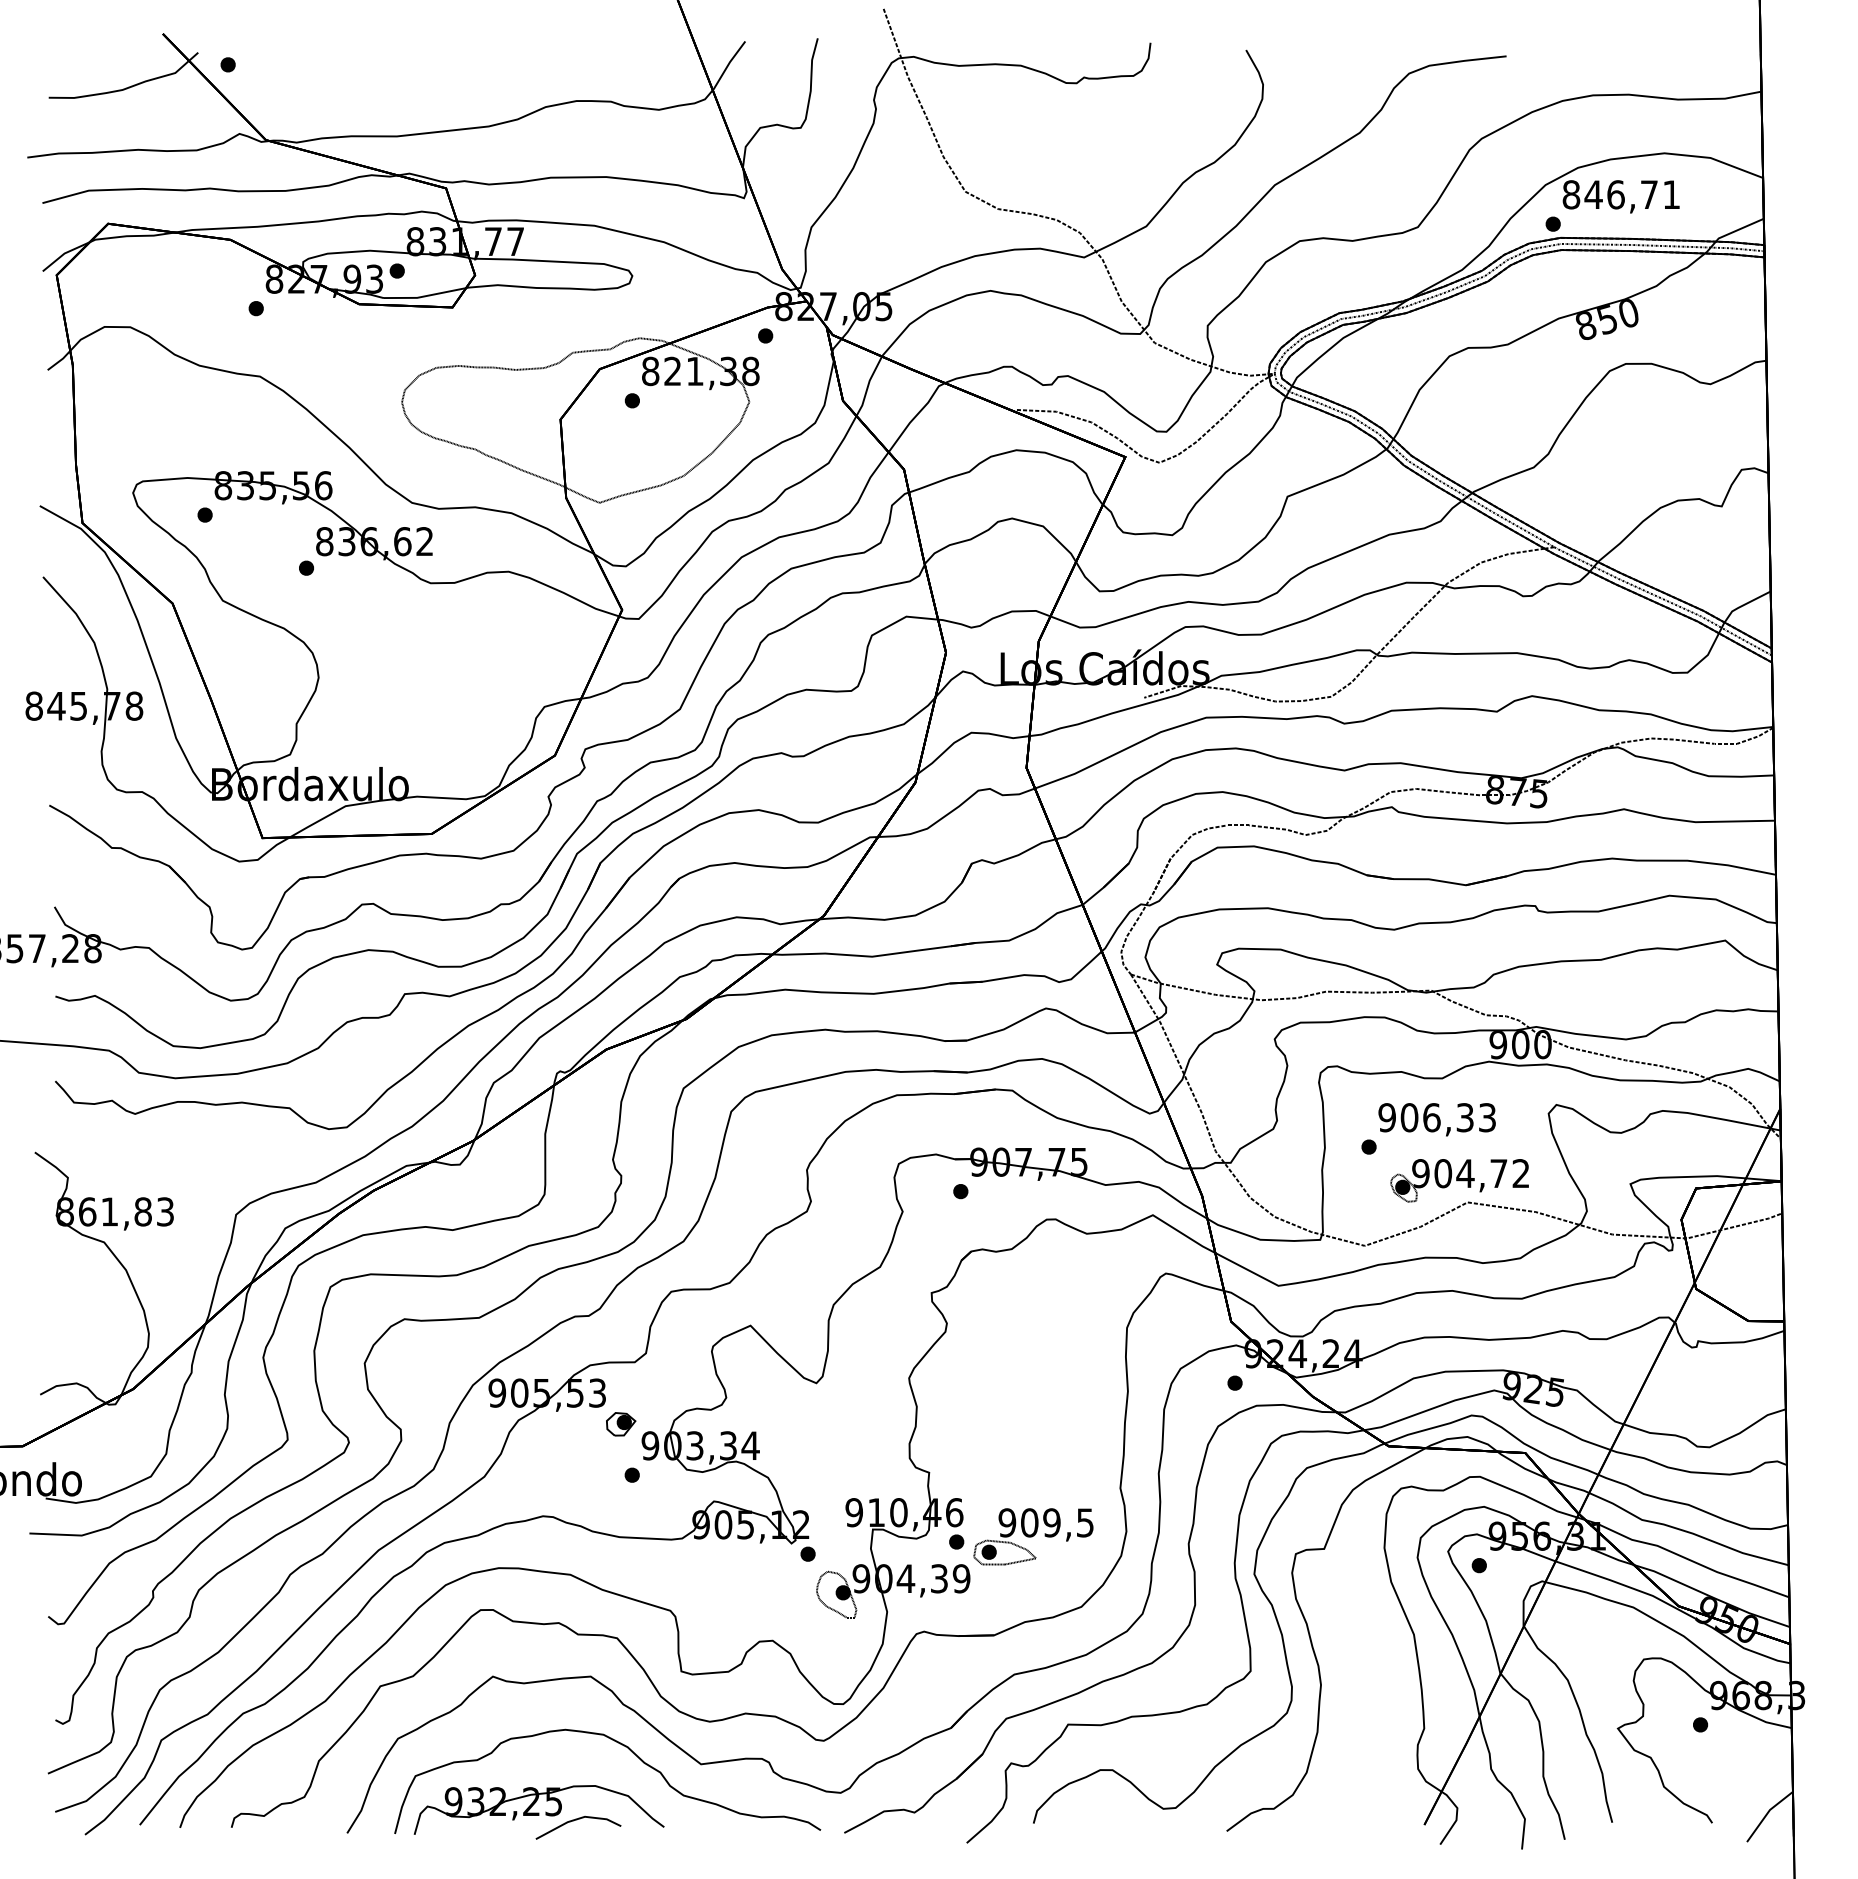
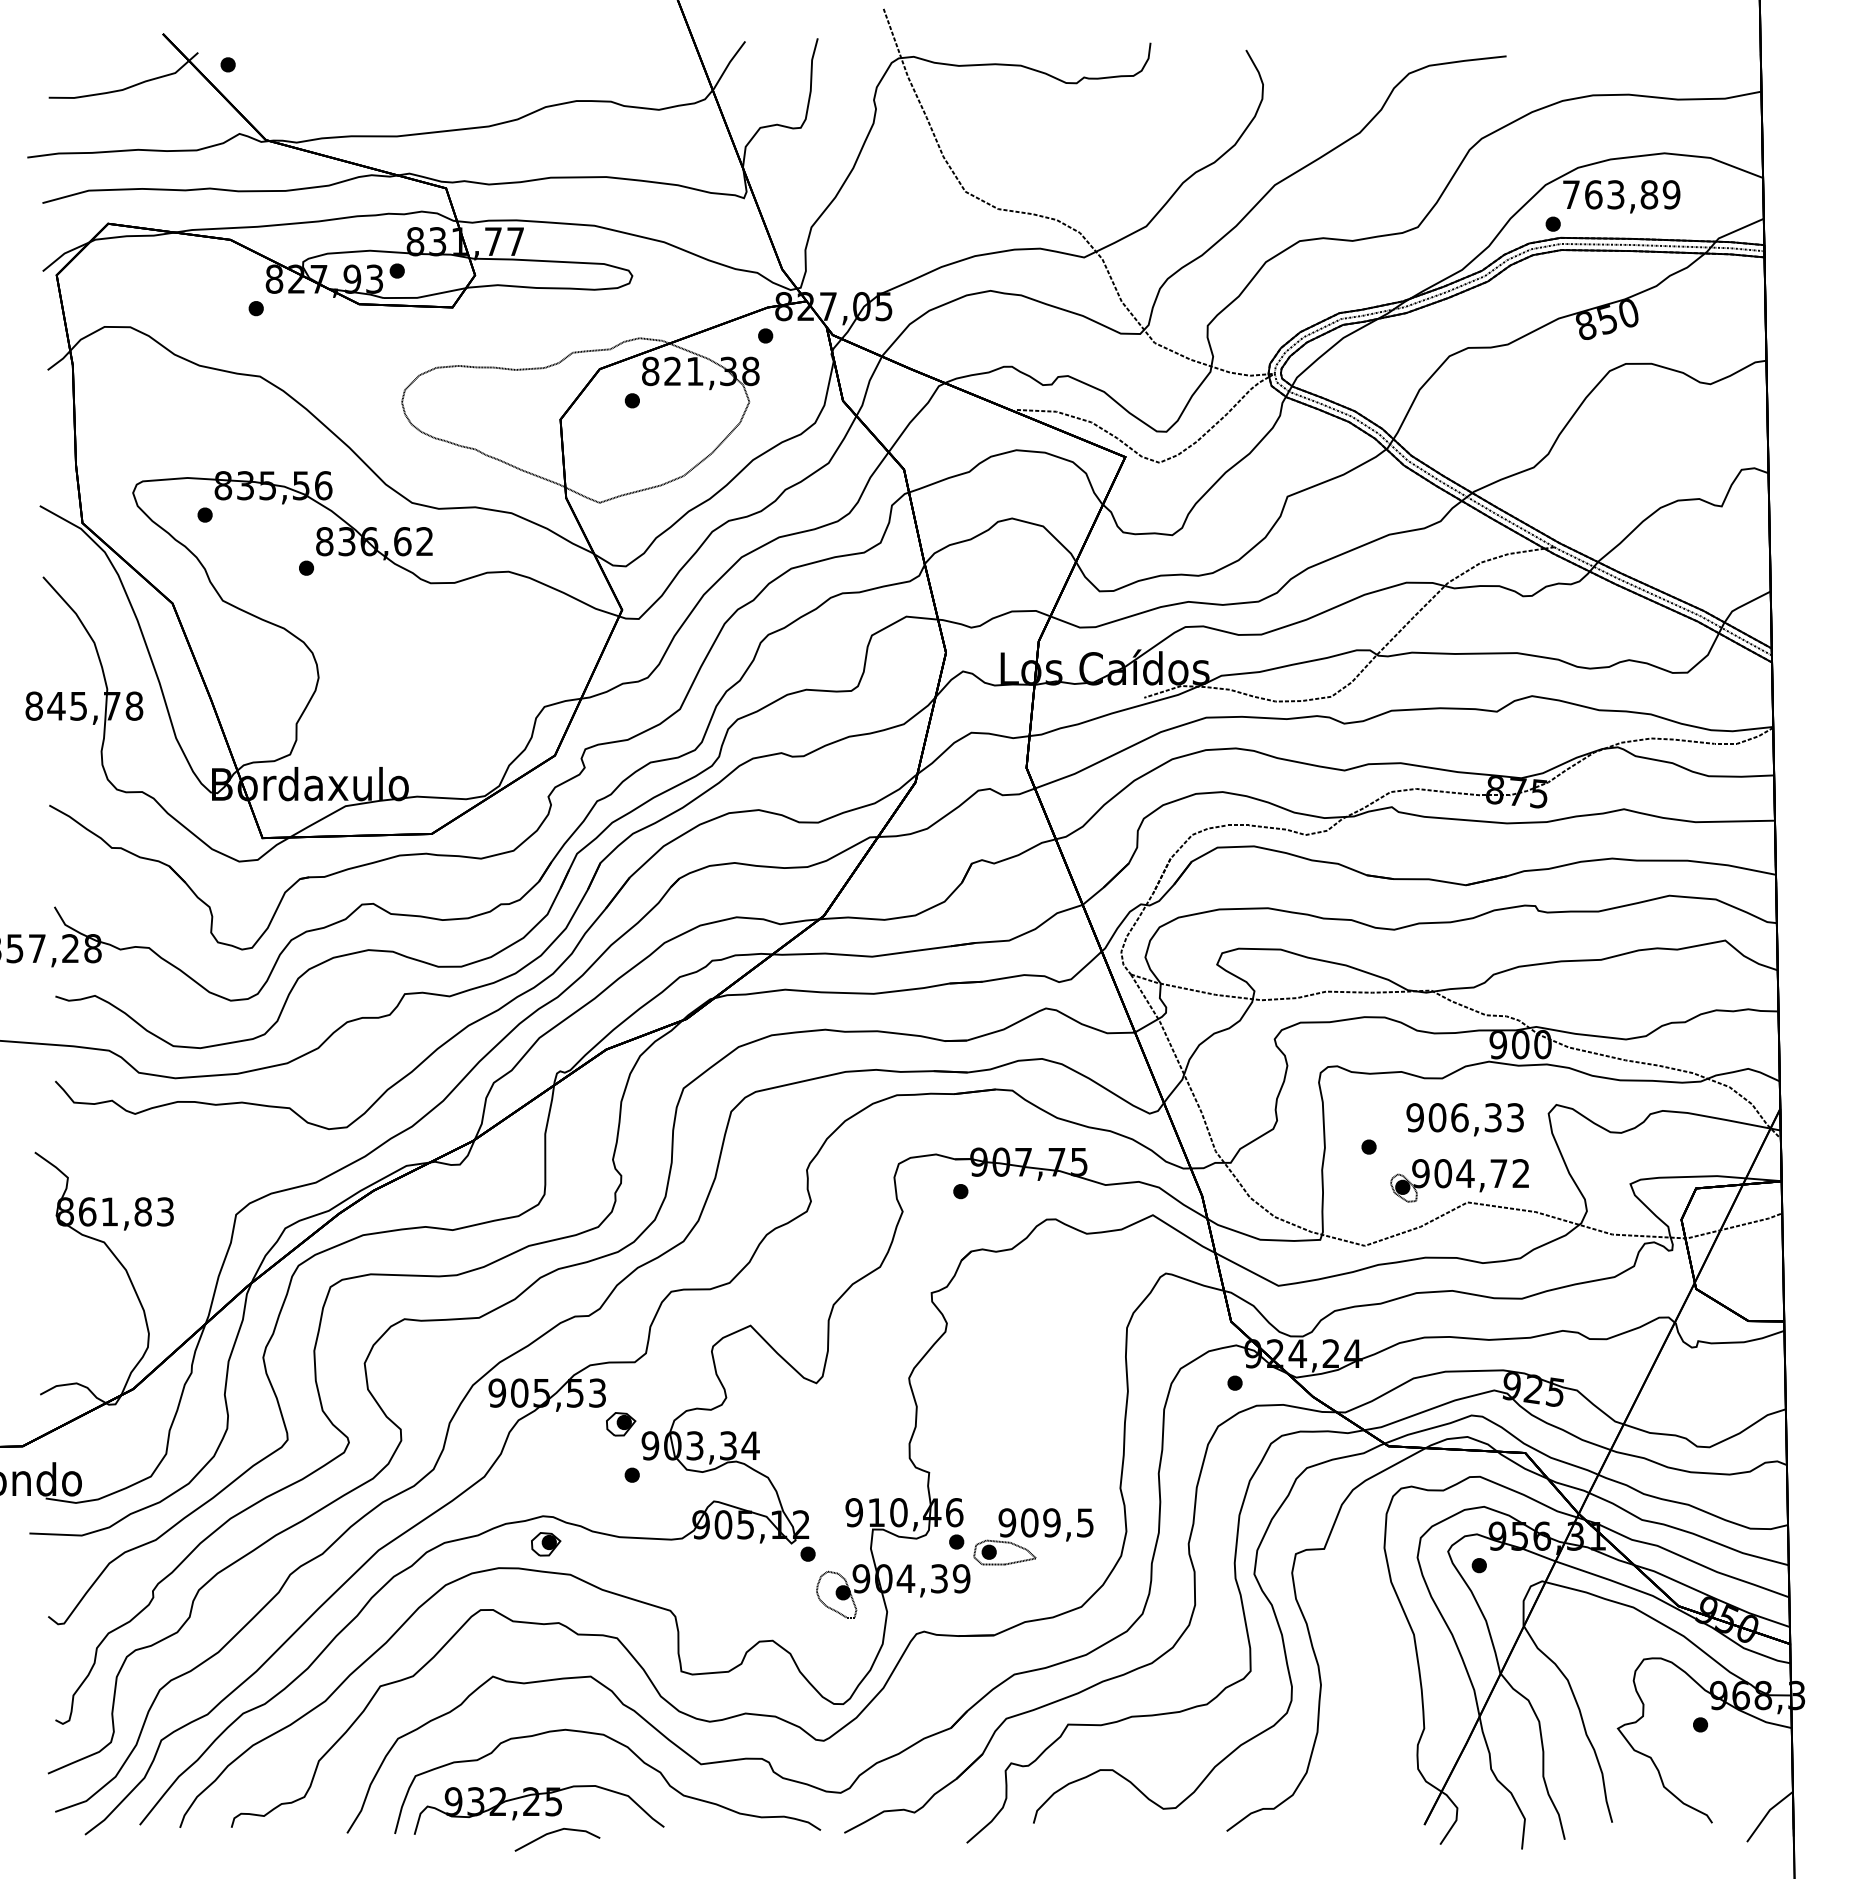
text: 846,71 -> 763,89 (1621, 194)
text position: (1436, 1119) -> (1464, 1119) (1464, 1119)
part: none -> present (546, 1544)
line position: (577, 1820) -> (556, 1832) (556, 1832)
